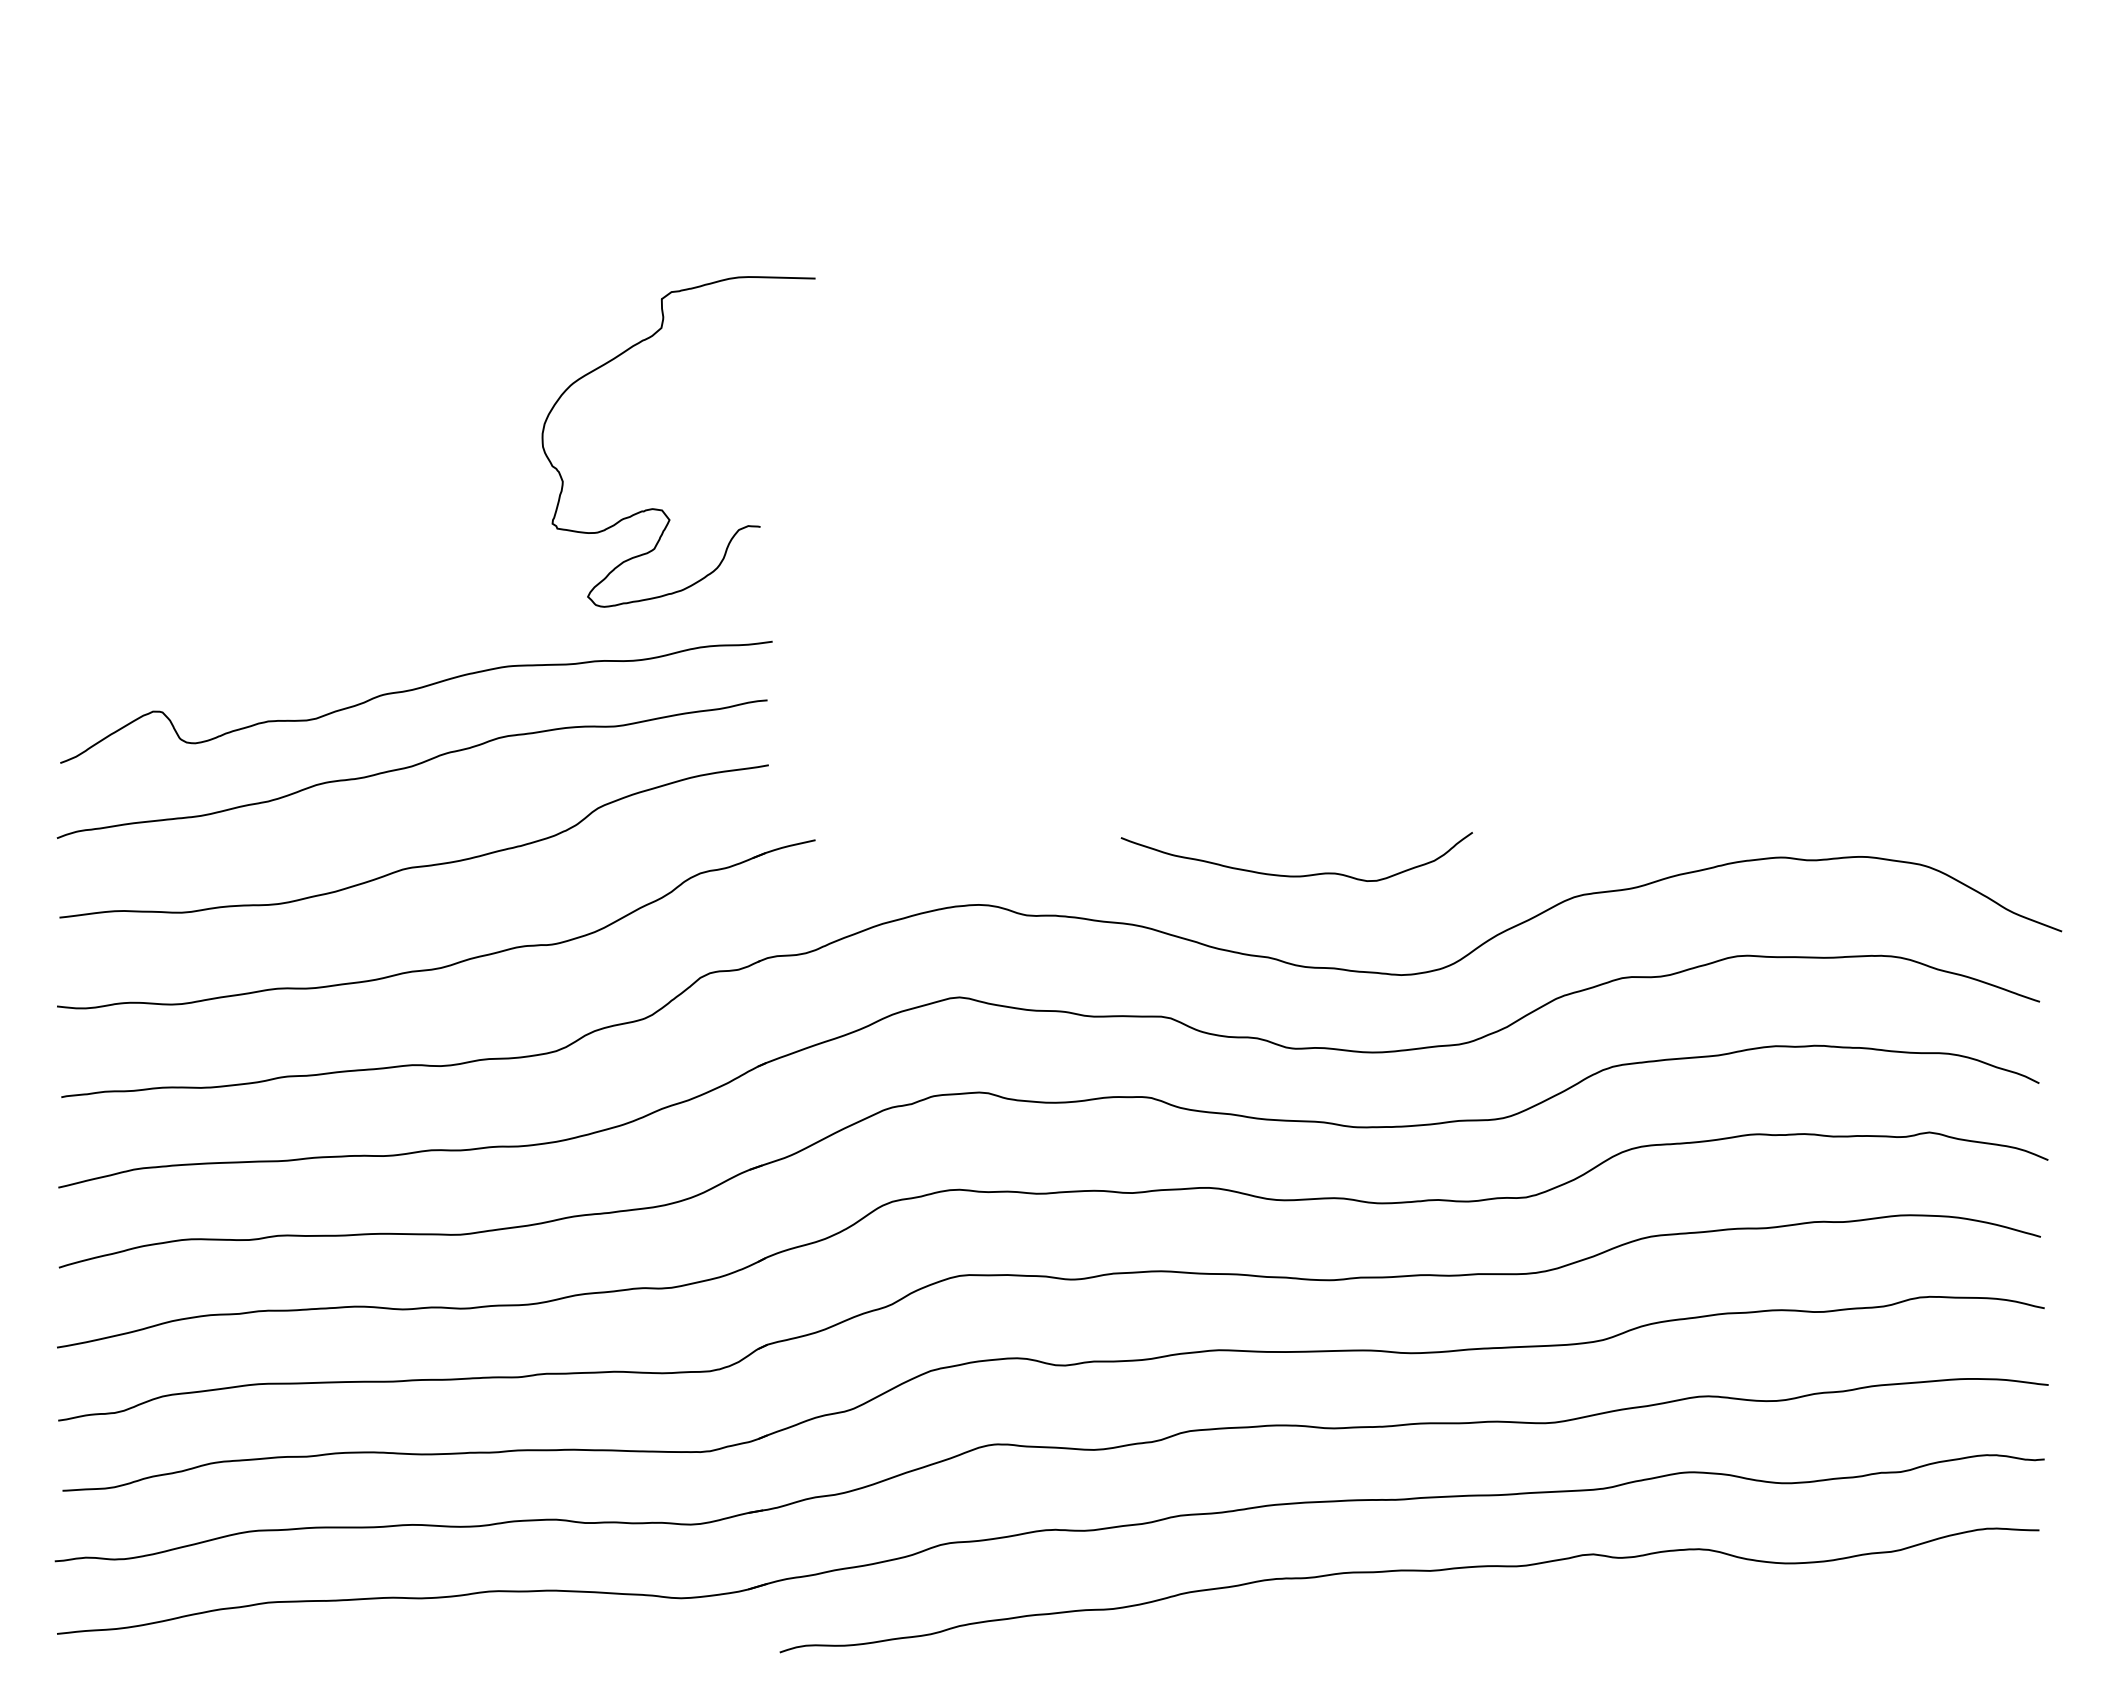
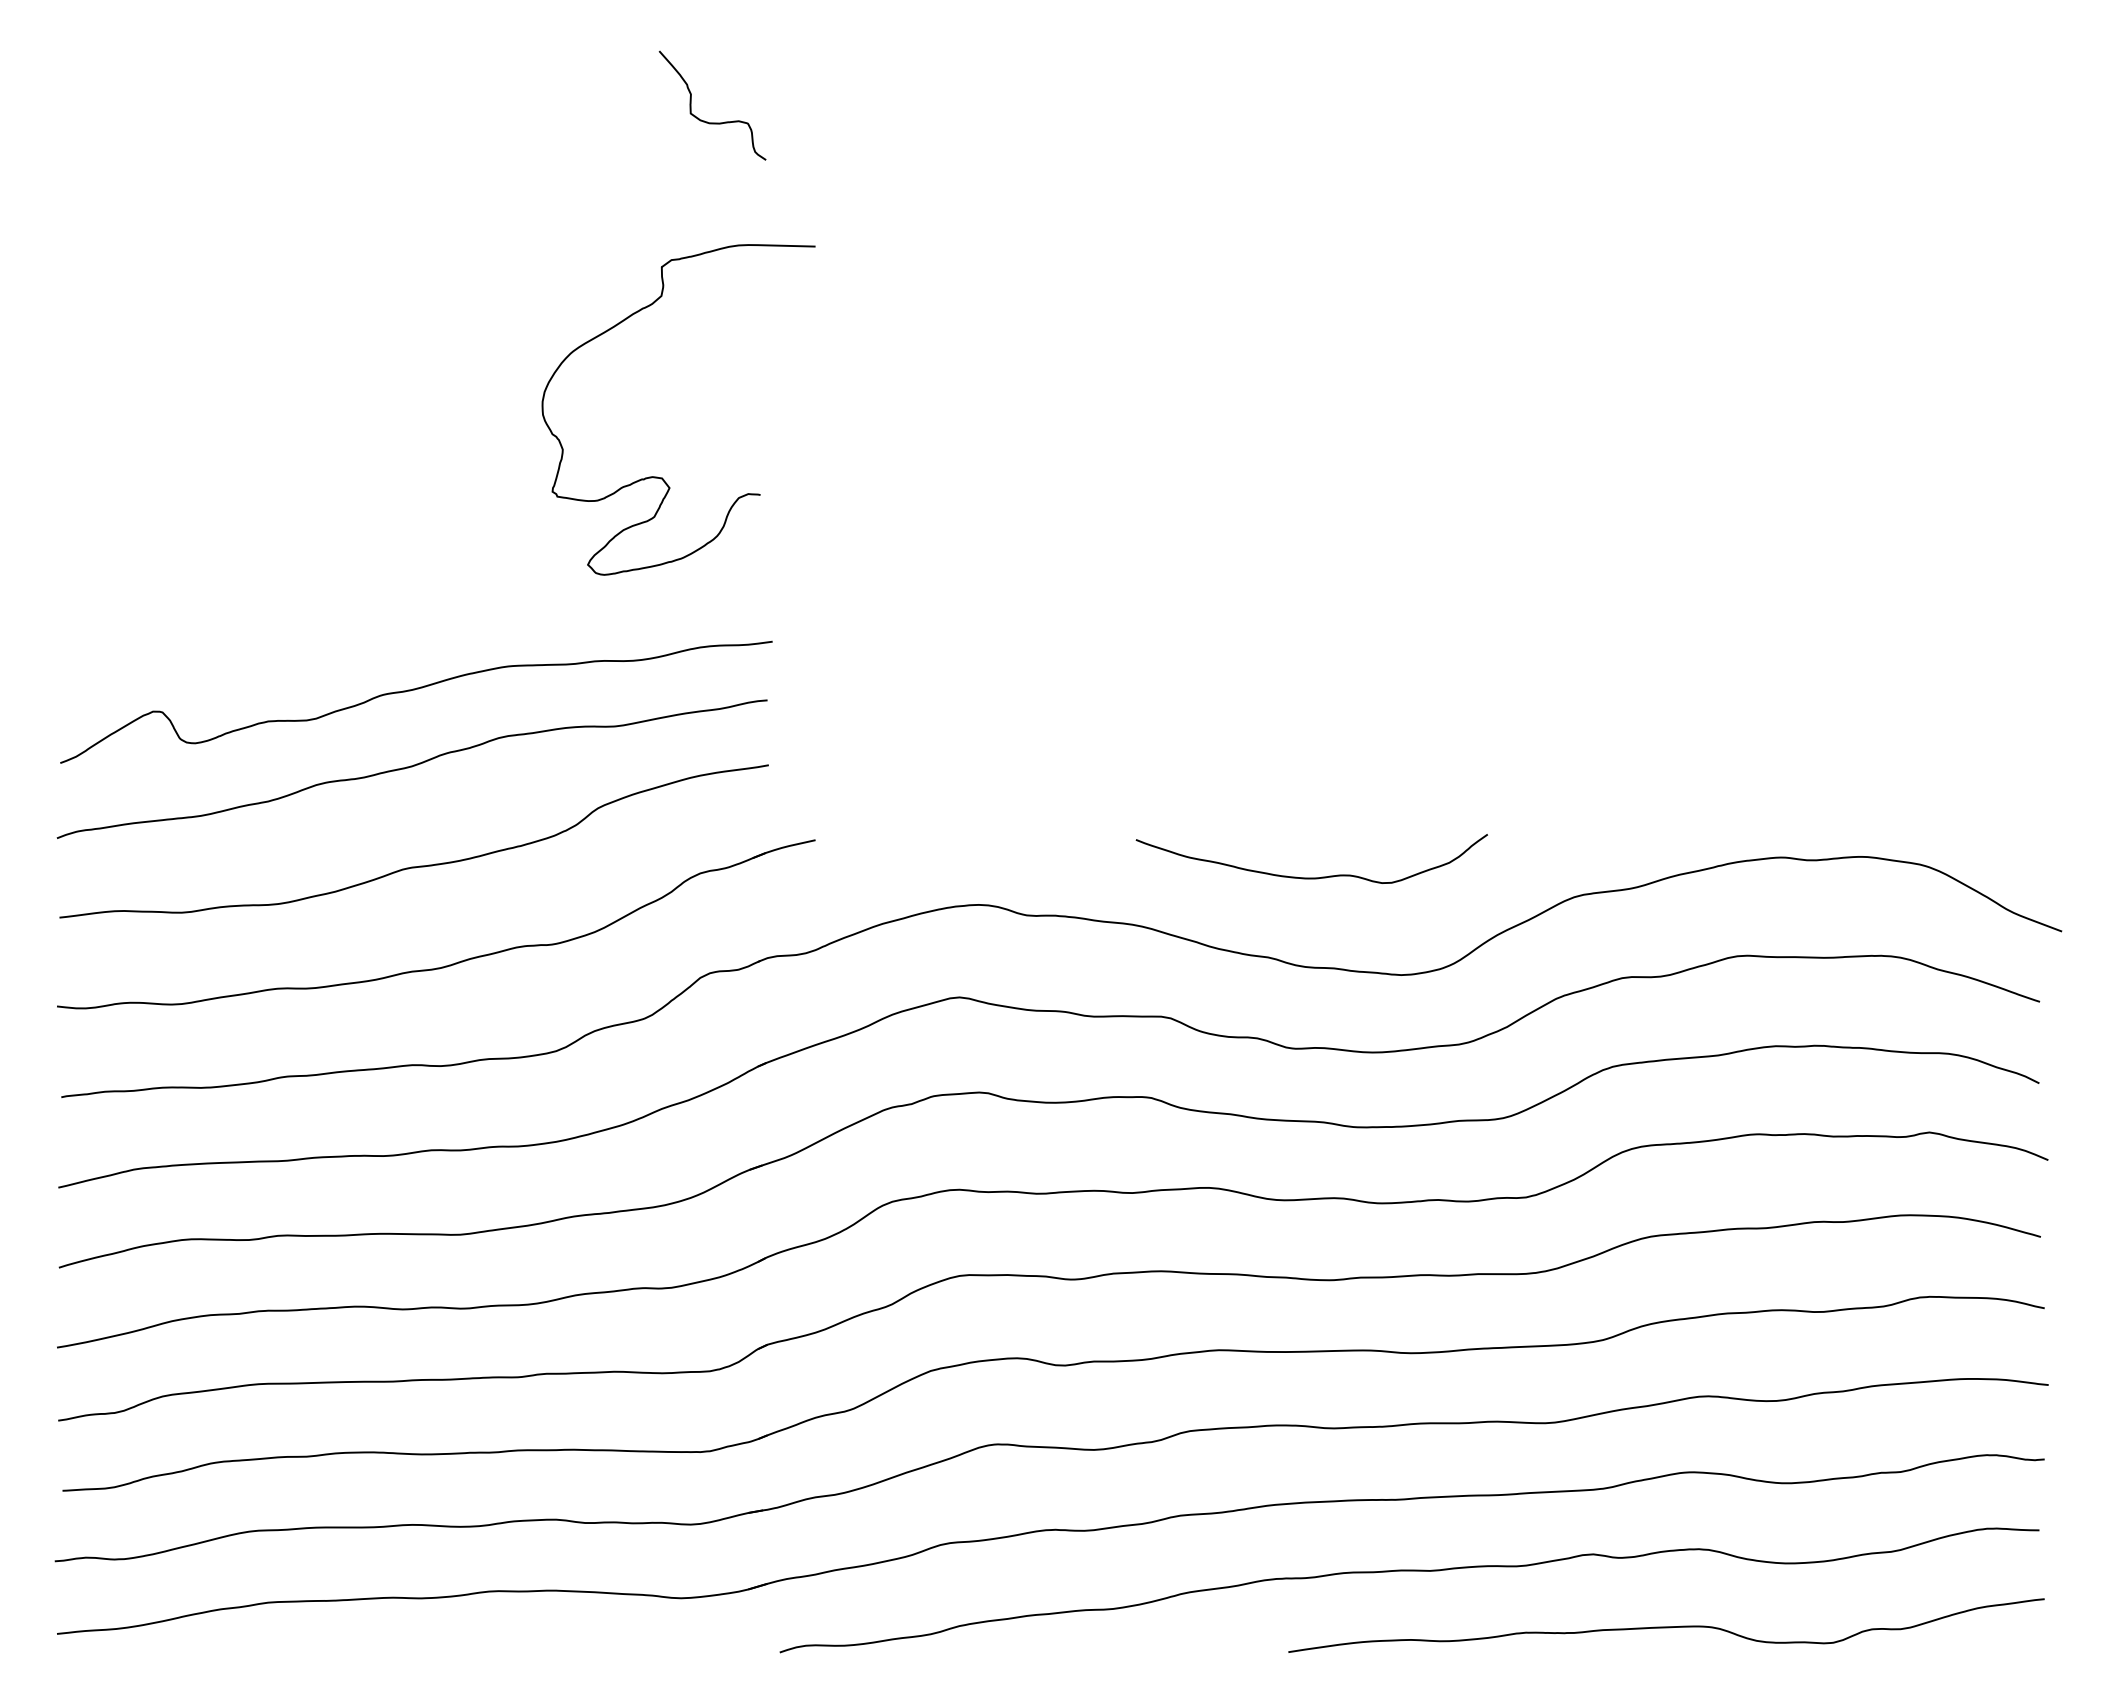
curve: none -> present (707, 121)
curve position: (662, 509) -> (662, 477) (662, 477)
curve position: (1296, 875) -> (1311, 877) (1311, 877)
curve: none -> present (1666, 1626)
